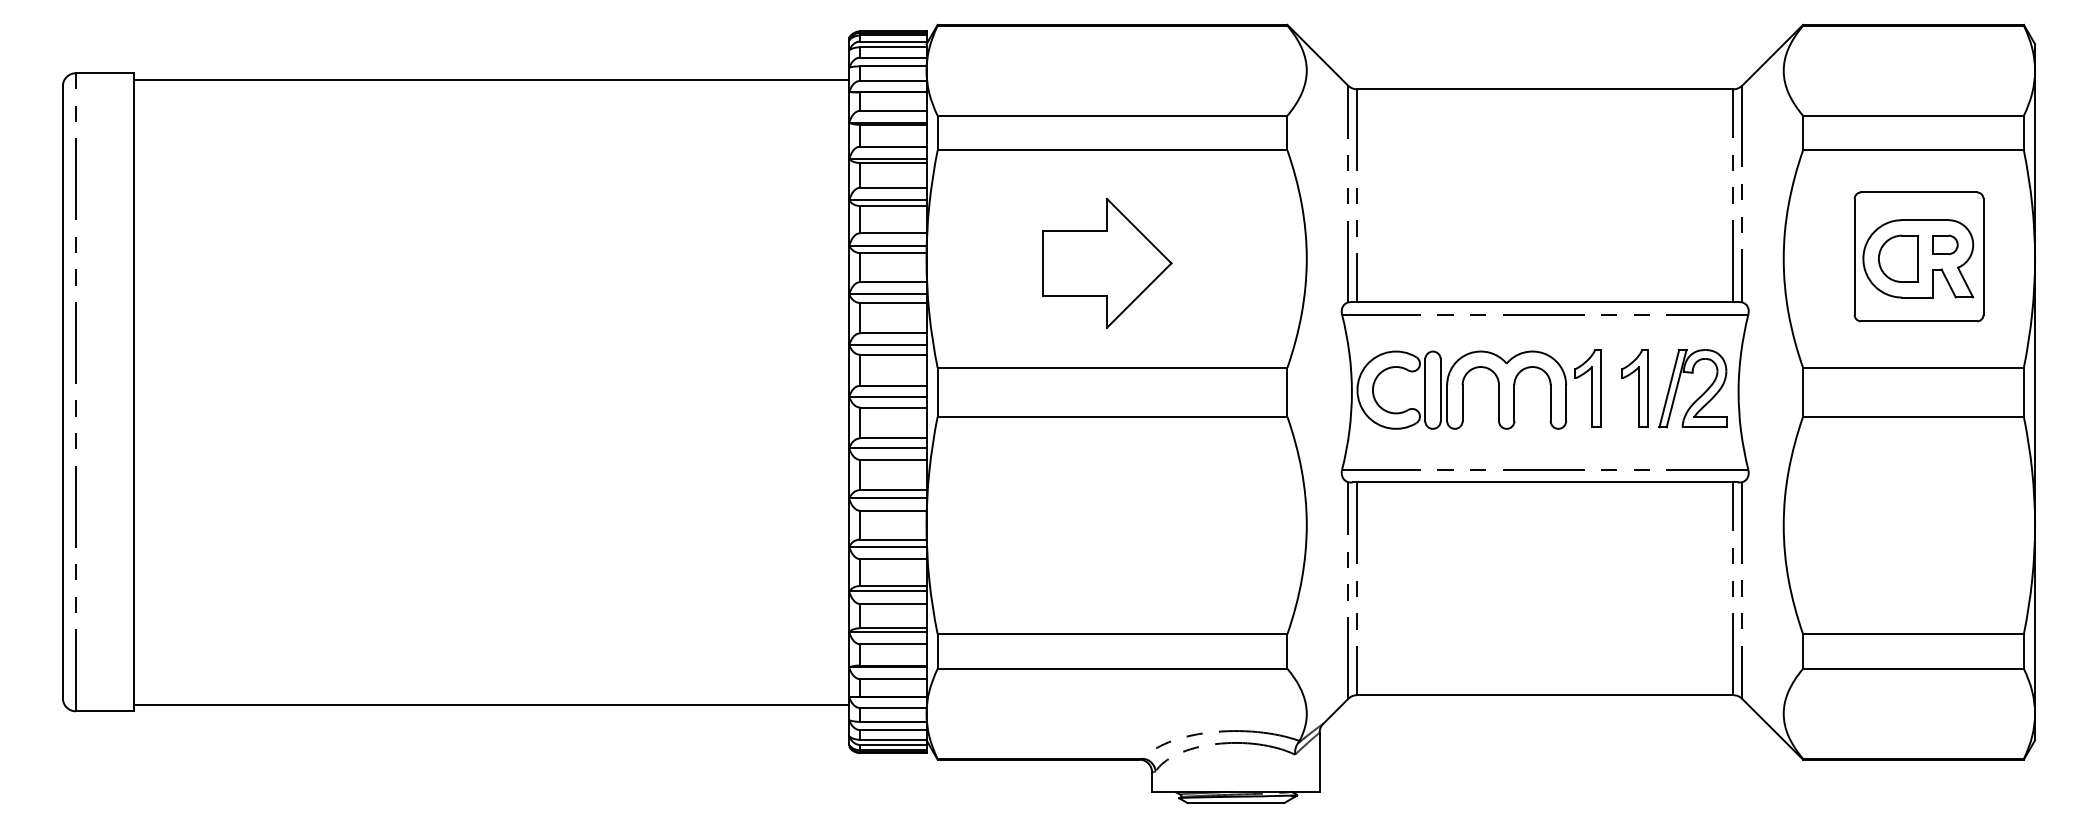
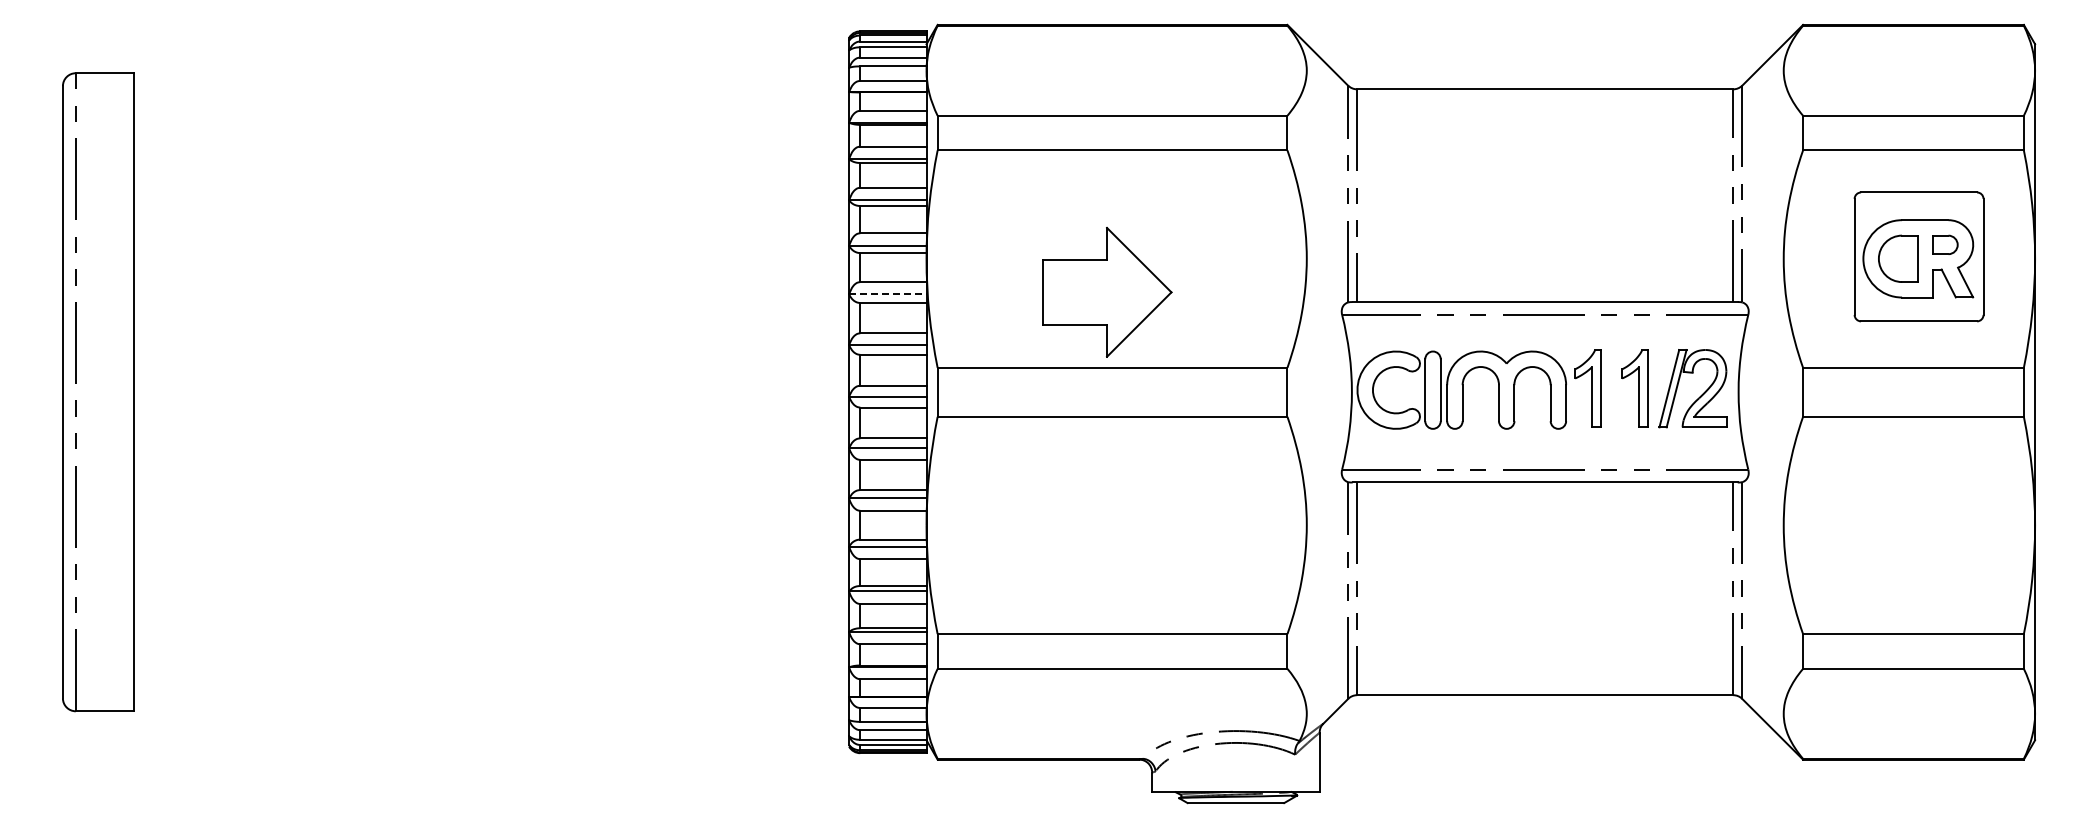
line: present -> none (491, 79)
part position: (1107, 263) -> (1107, 292) (1107, 292)
line: solid -> dashed (887, 294)
line: present -> none (491, 704)
